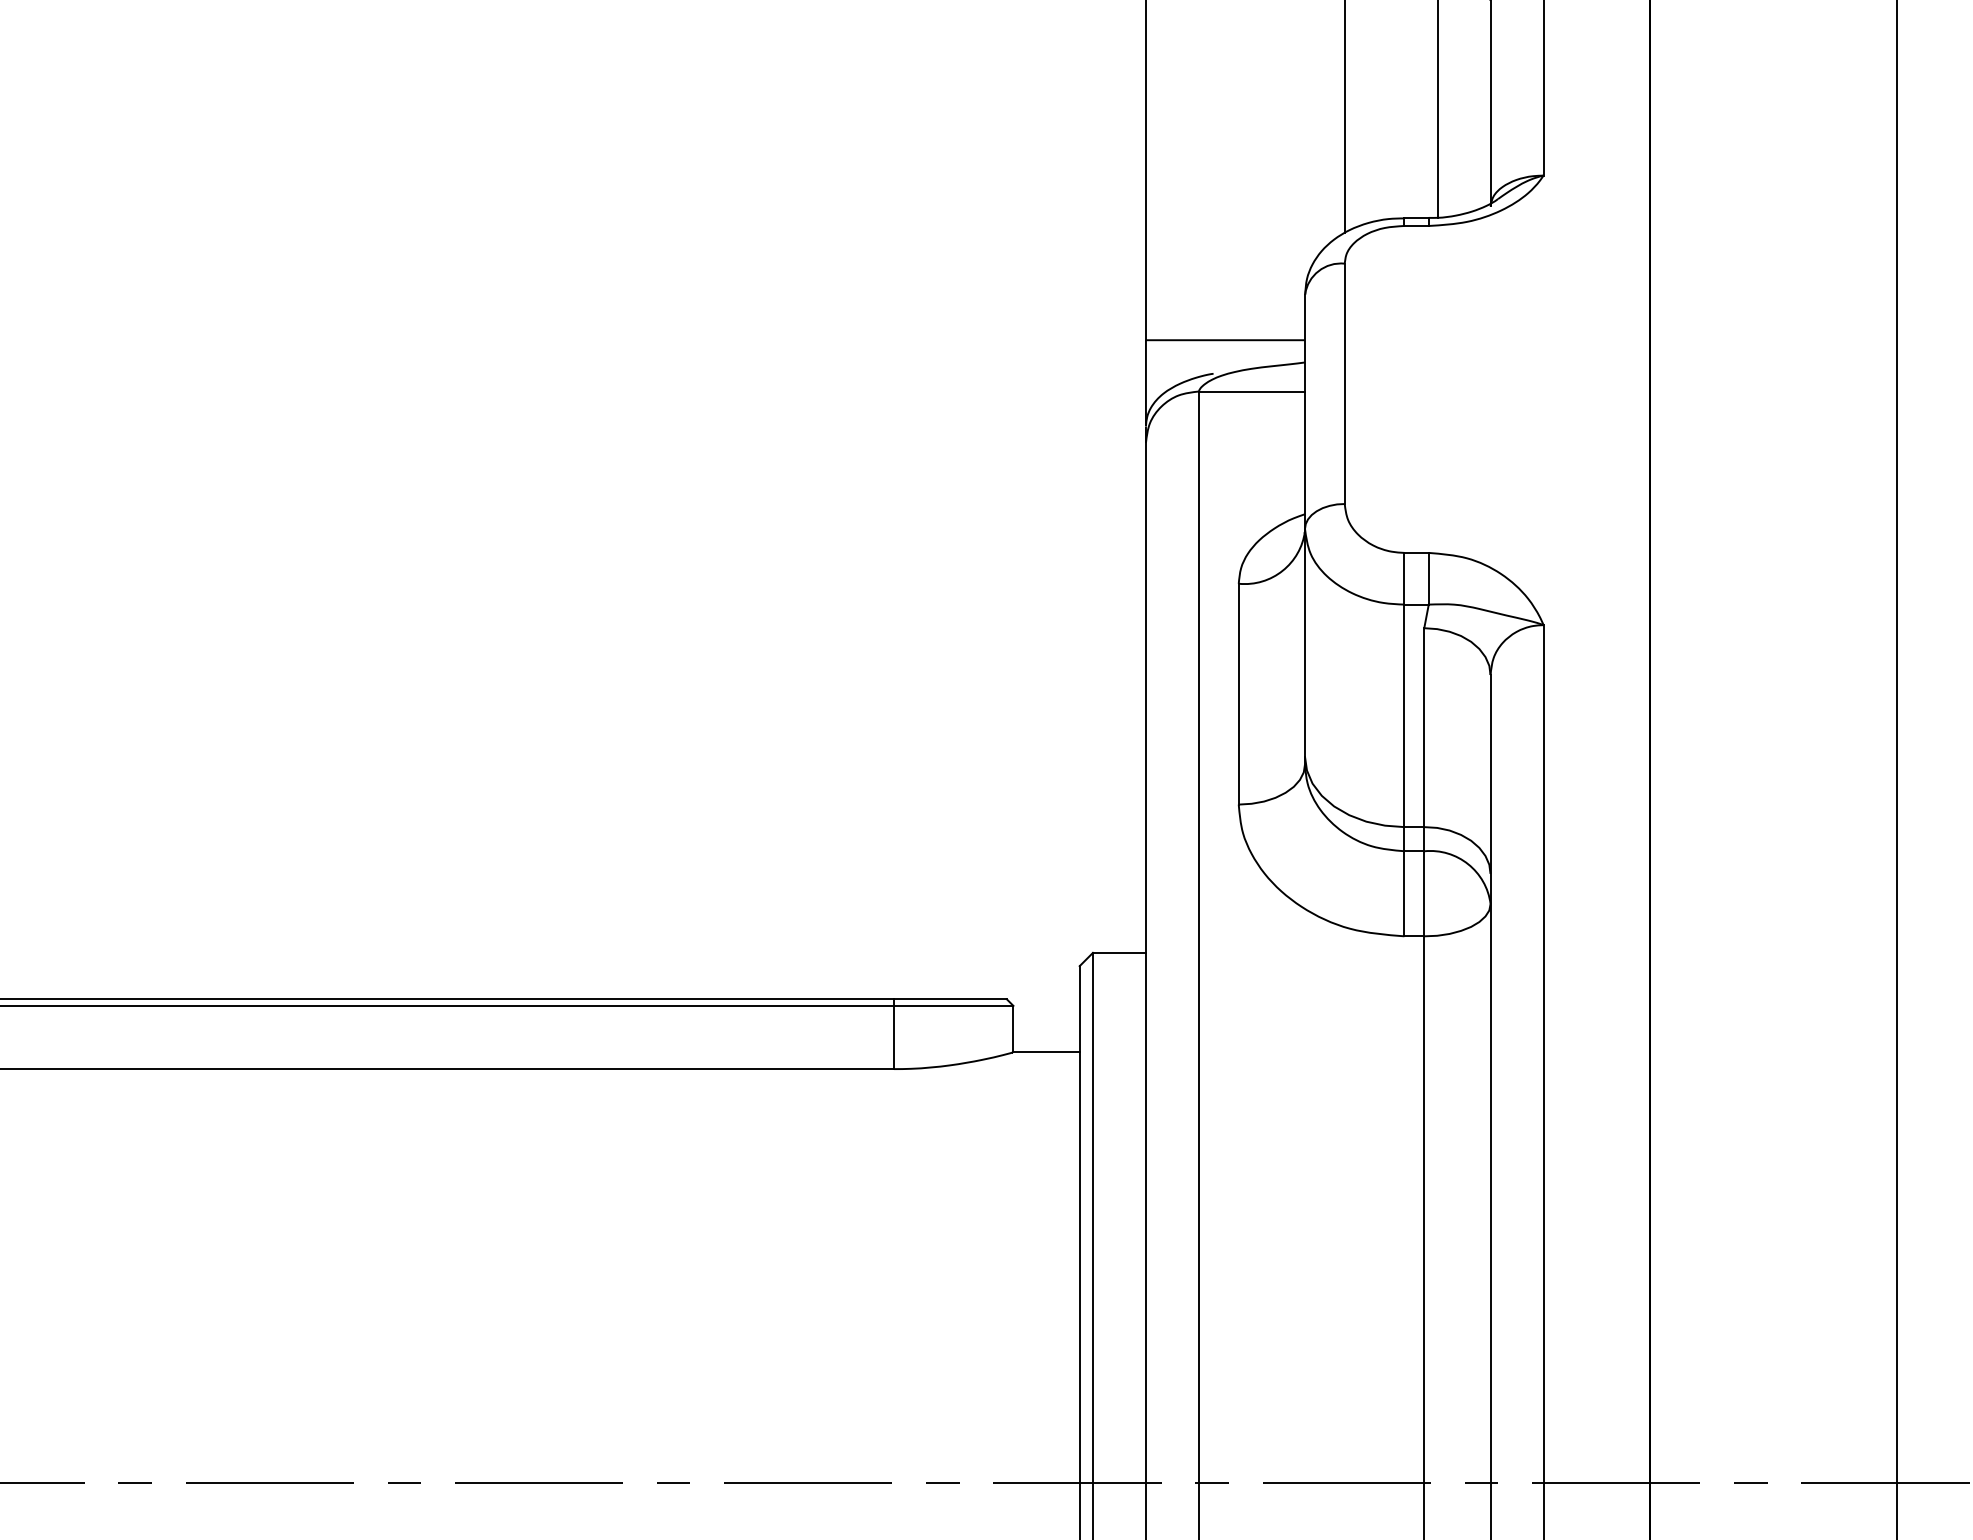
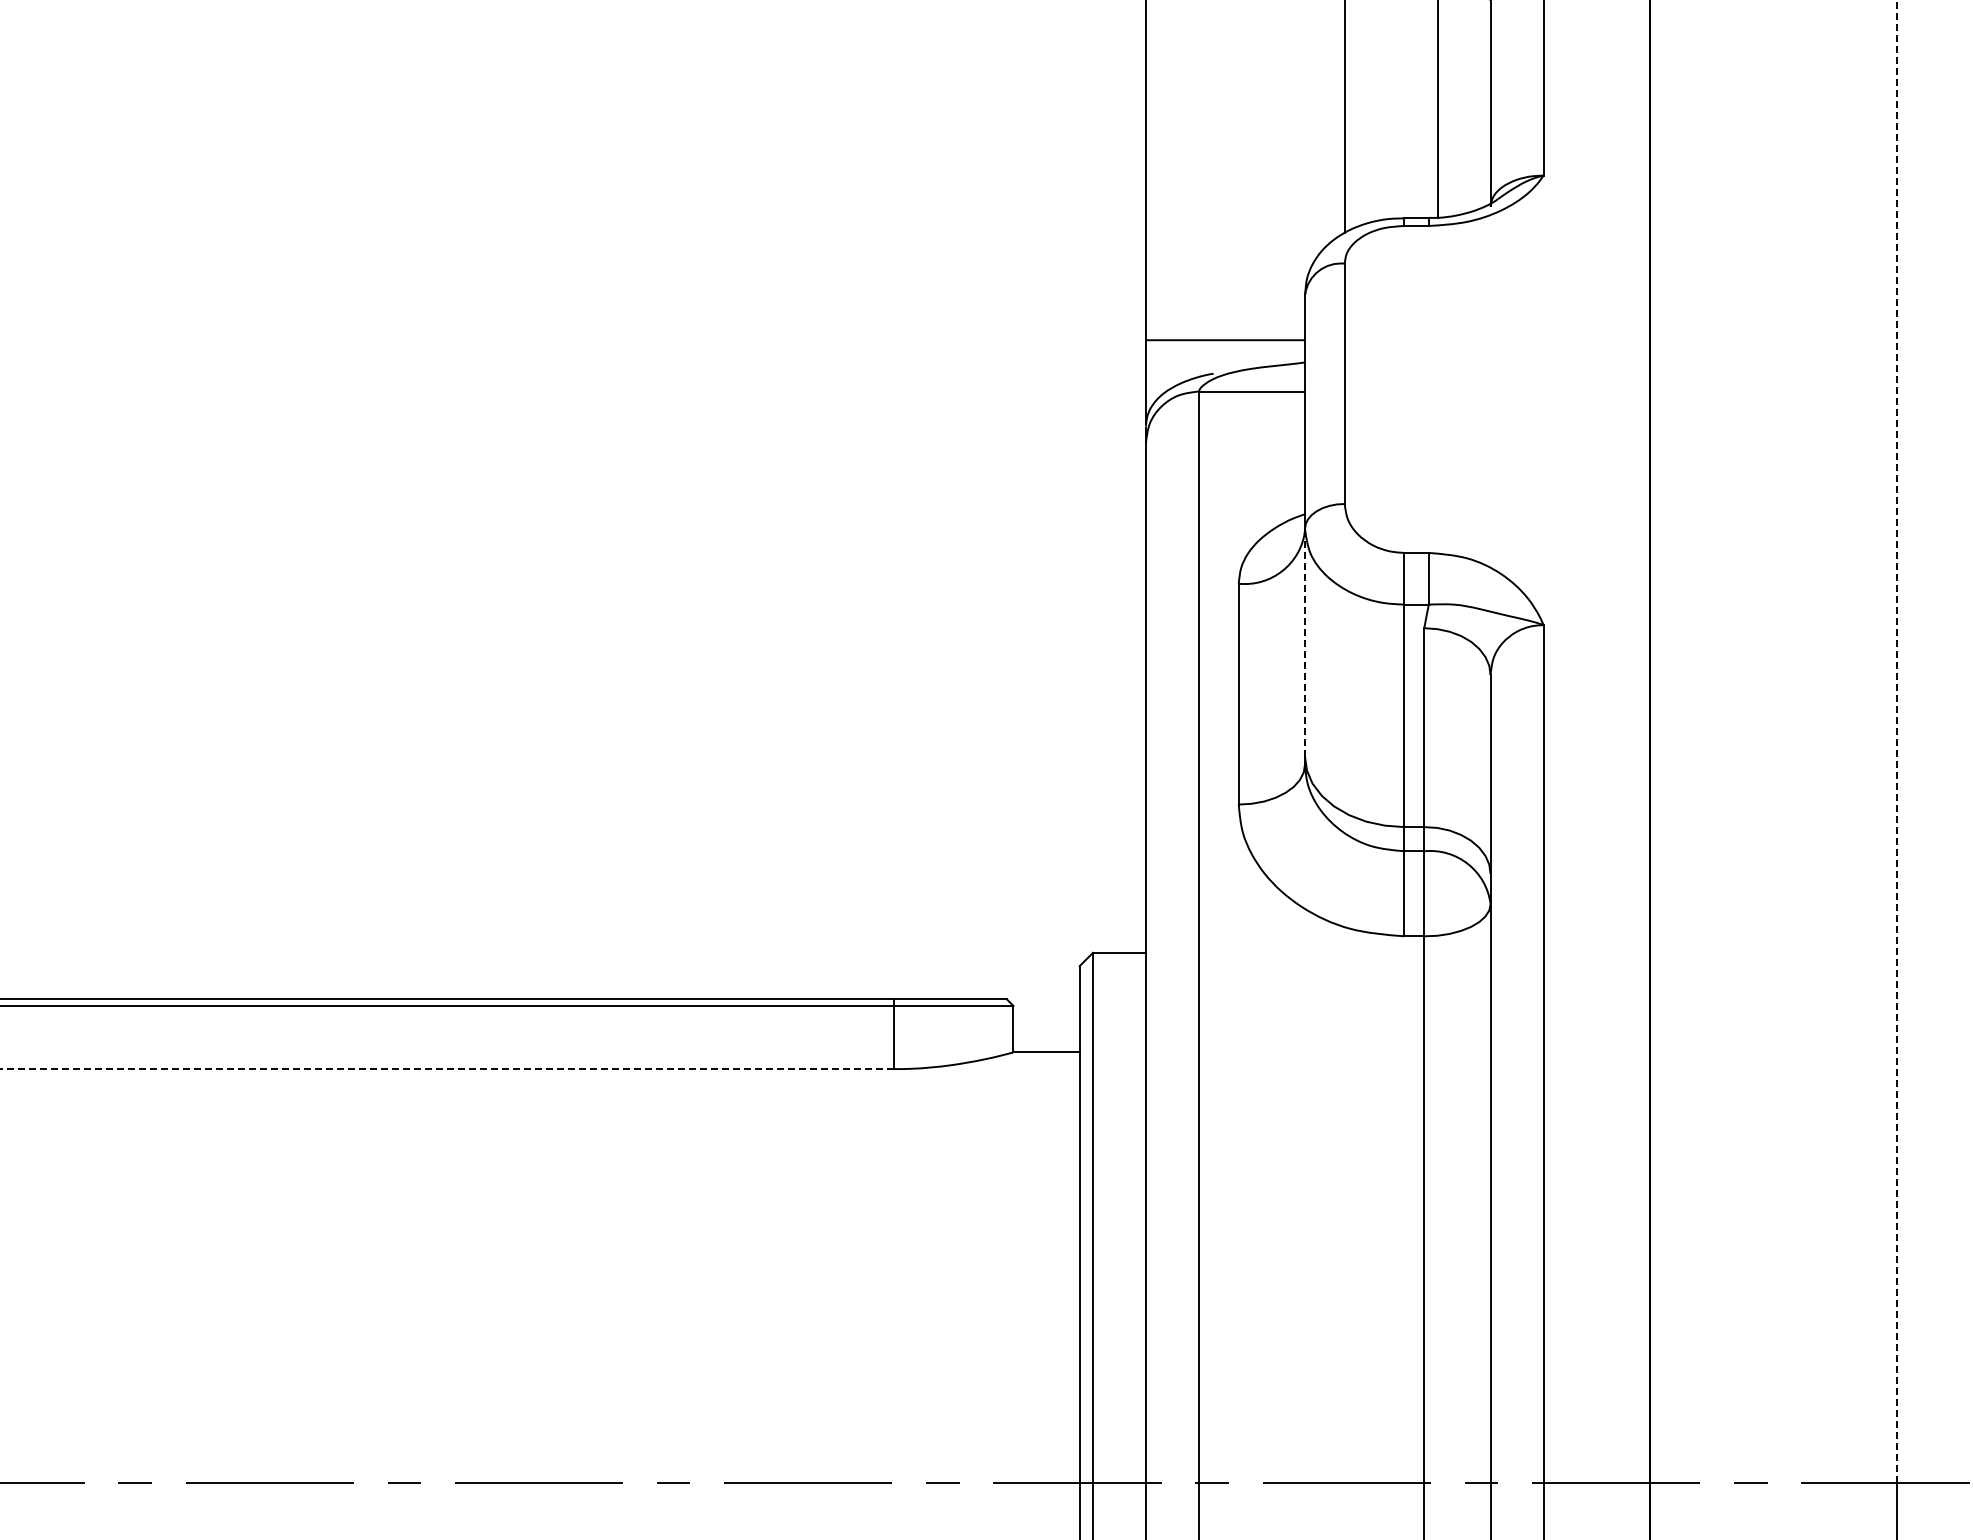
line: solid -> dashed (1305, 642)
line: solid -> dashed (1897, 741)
line: solid -> dashed (447, 1069)
